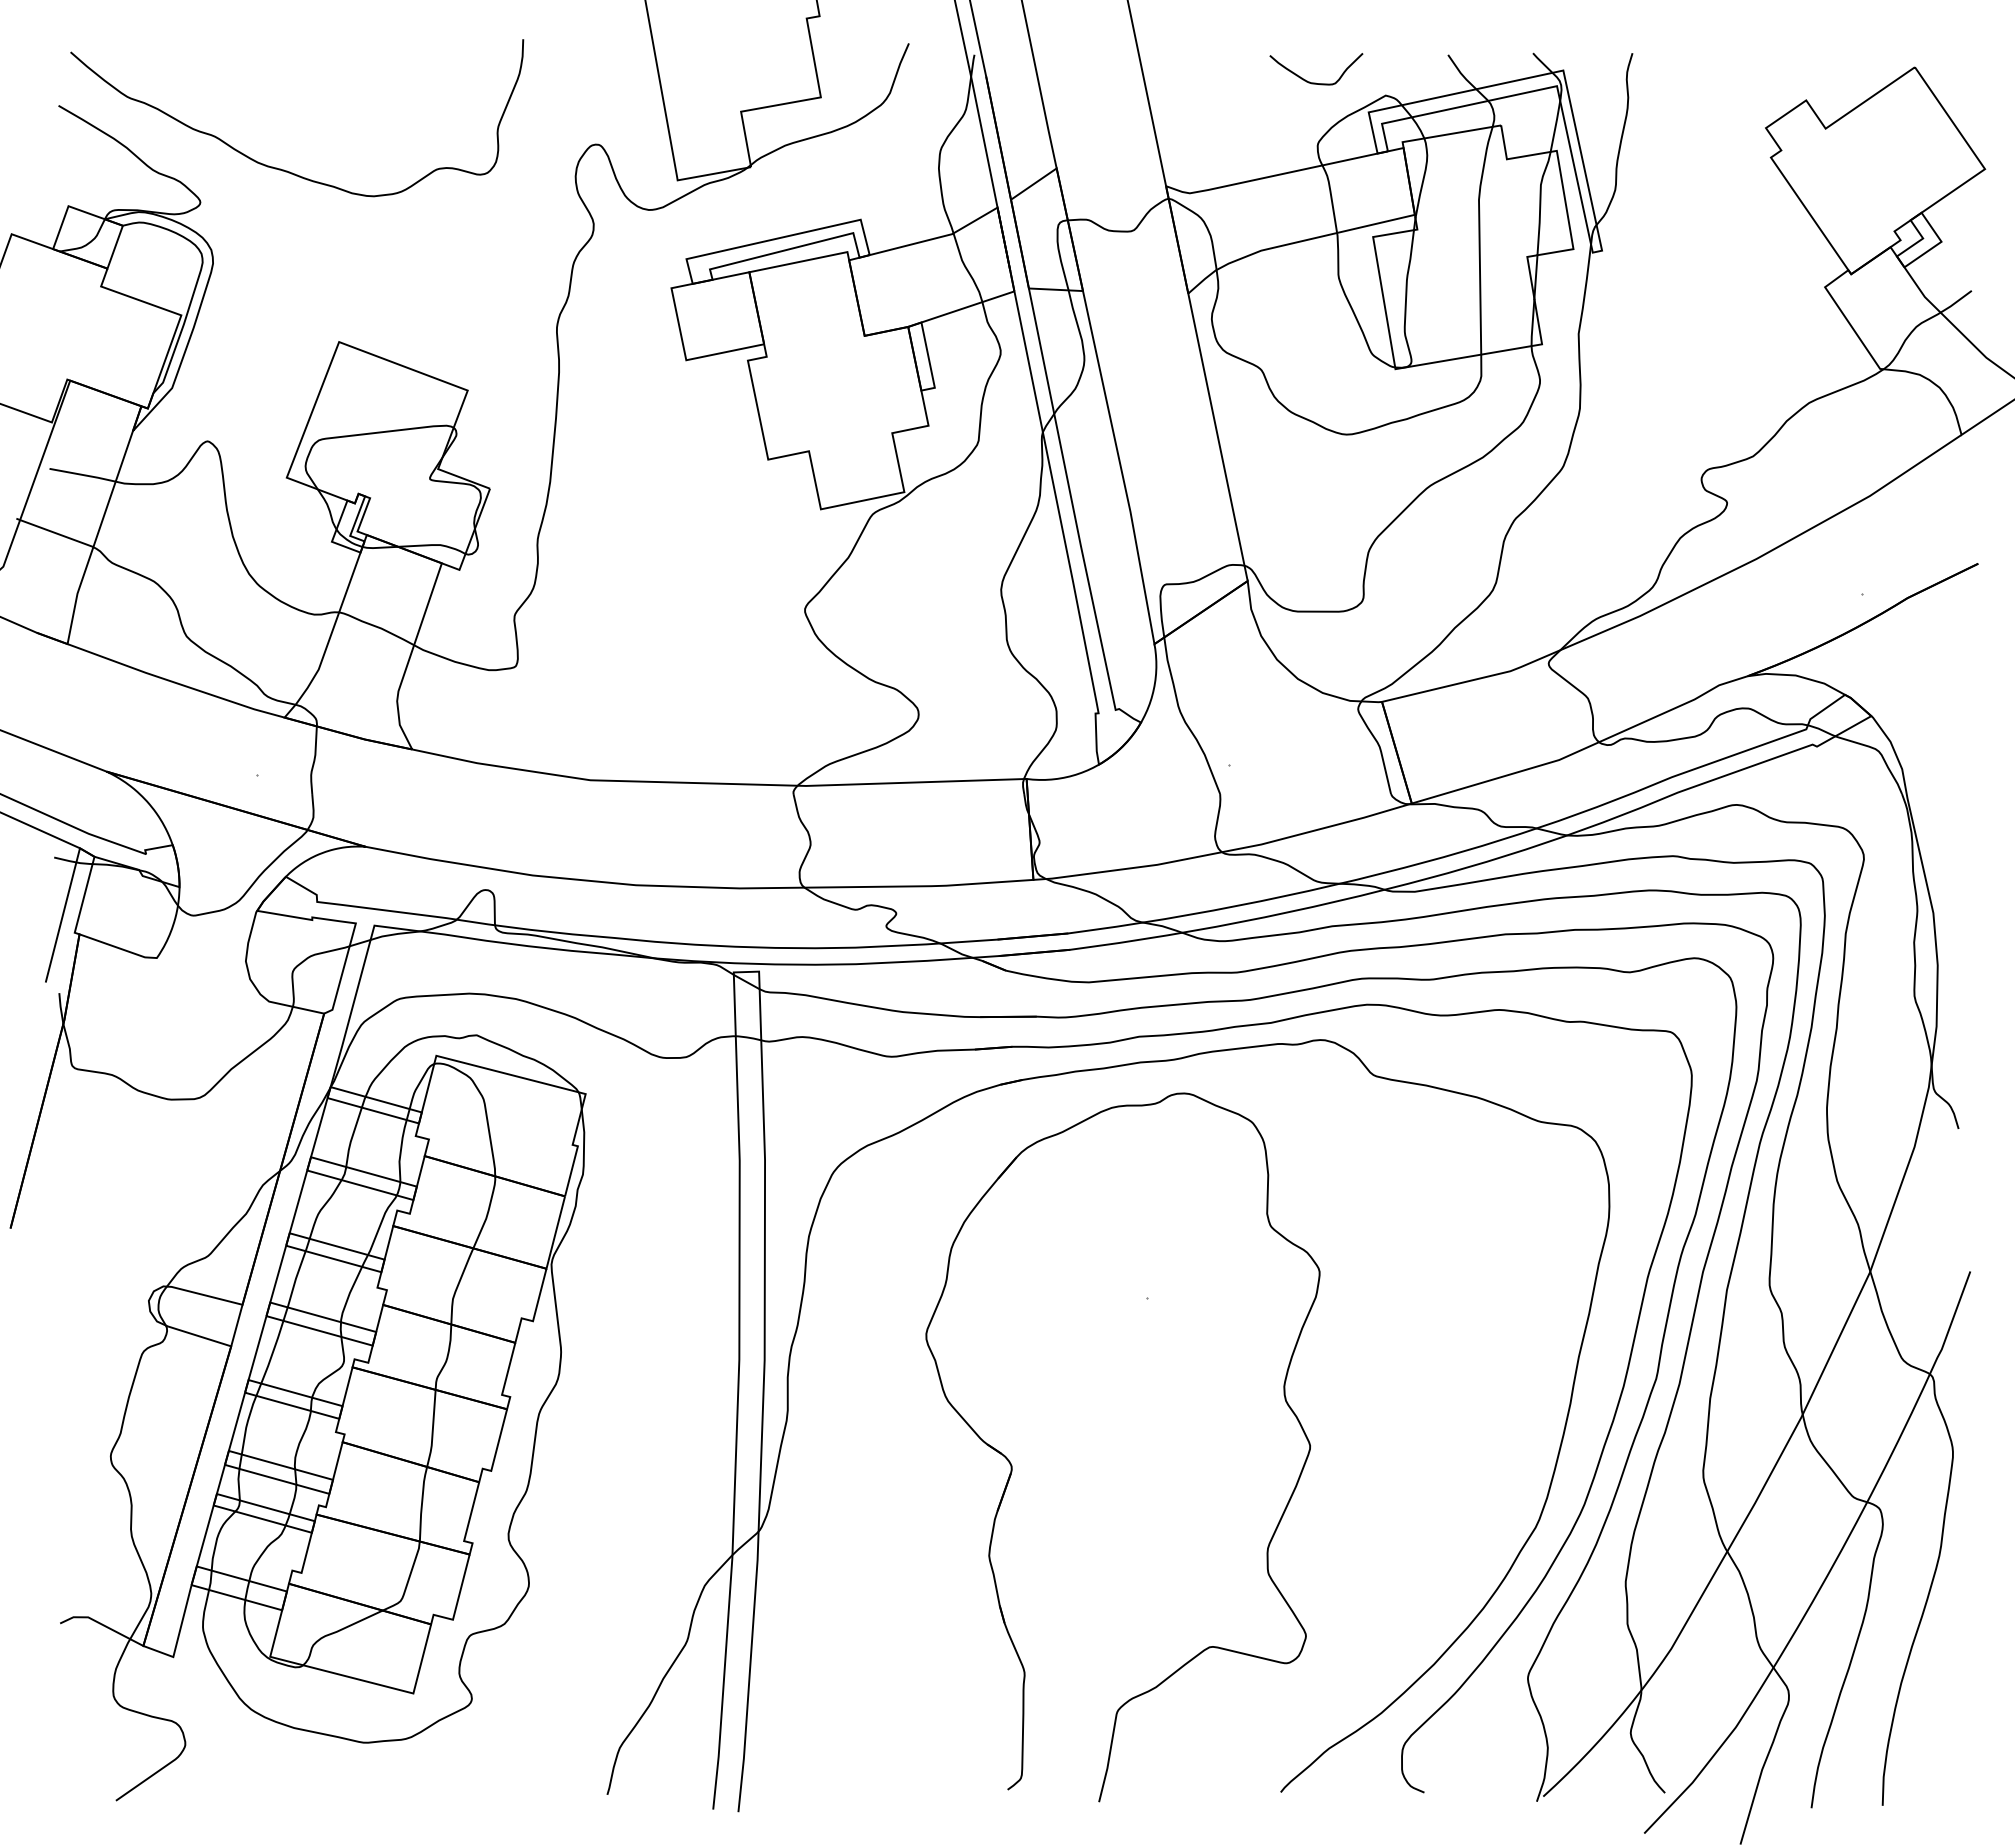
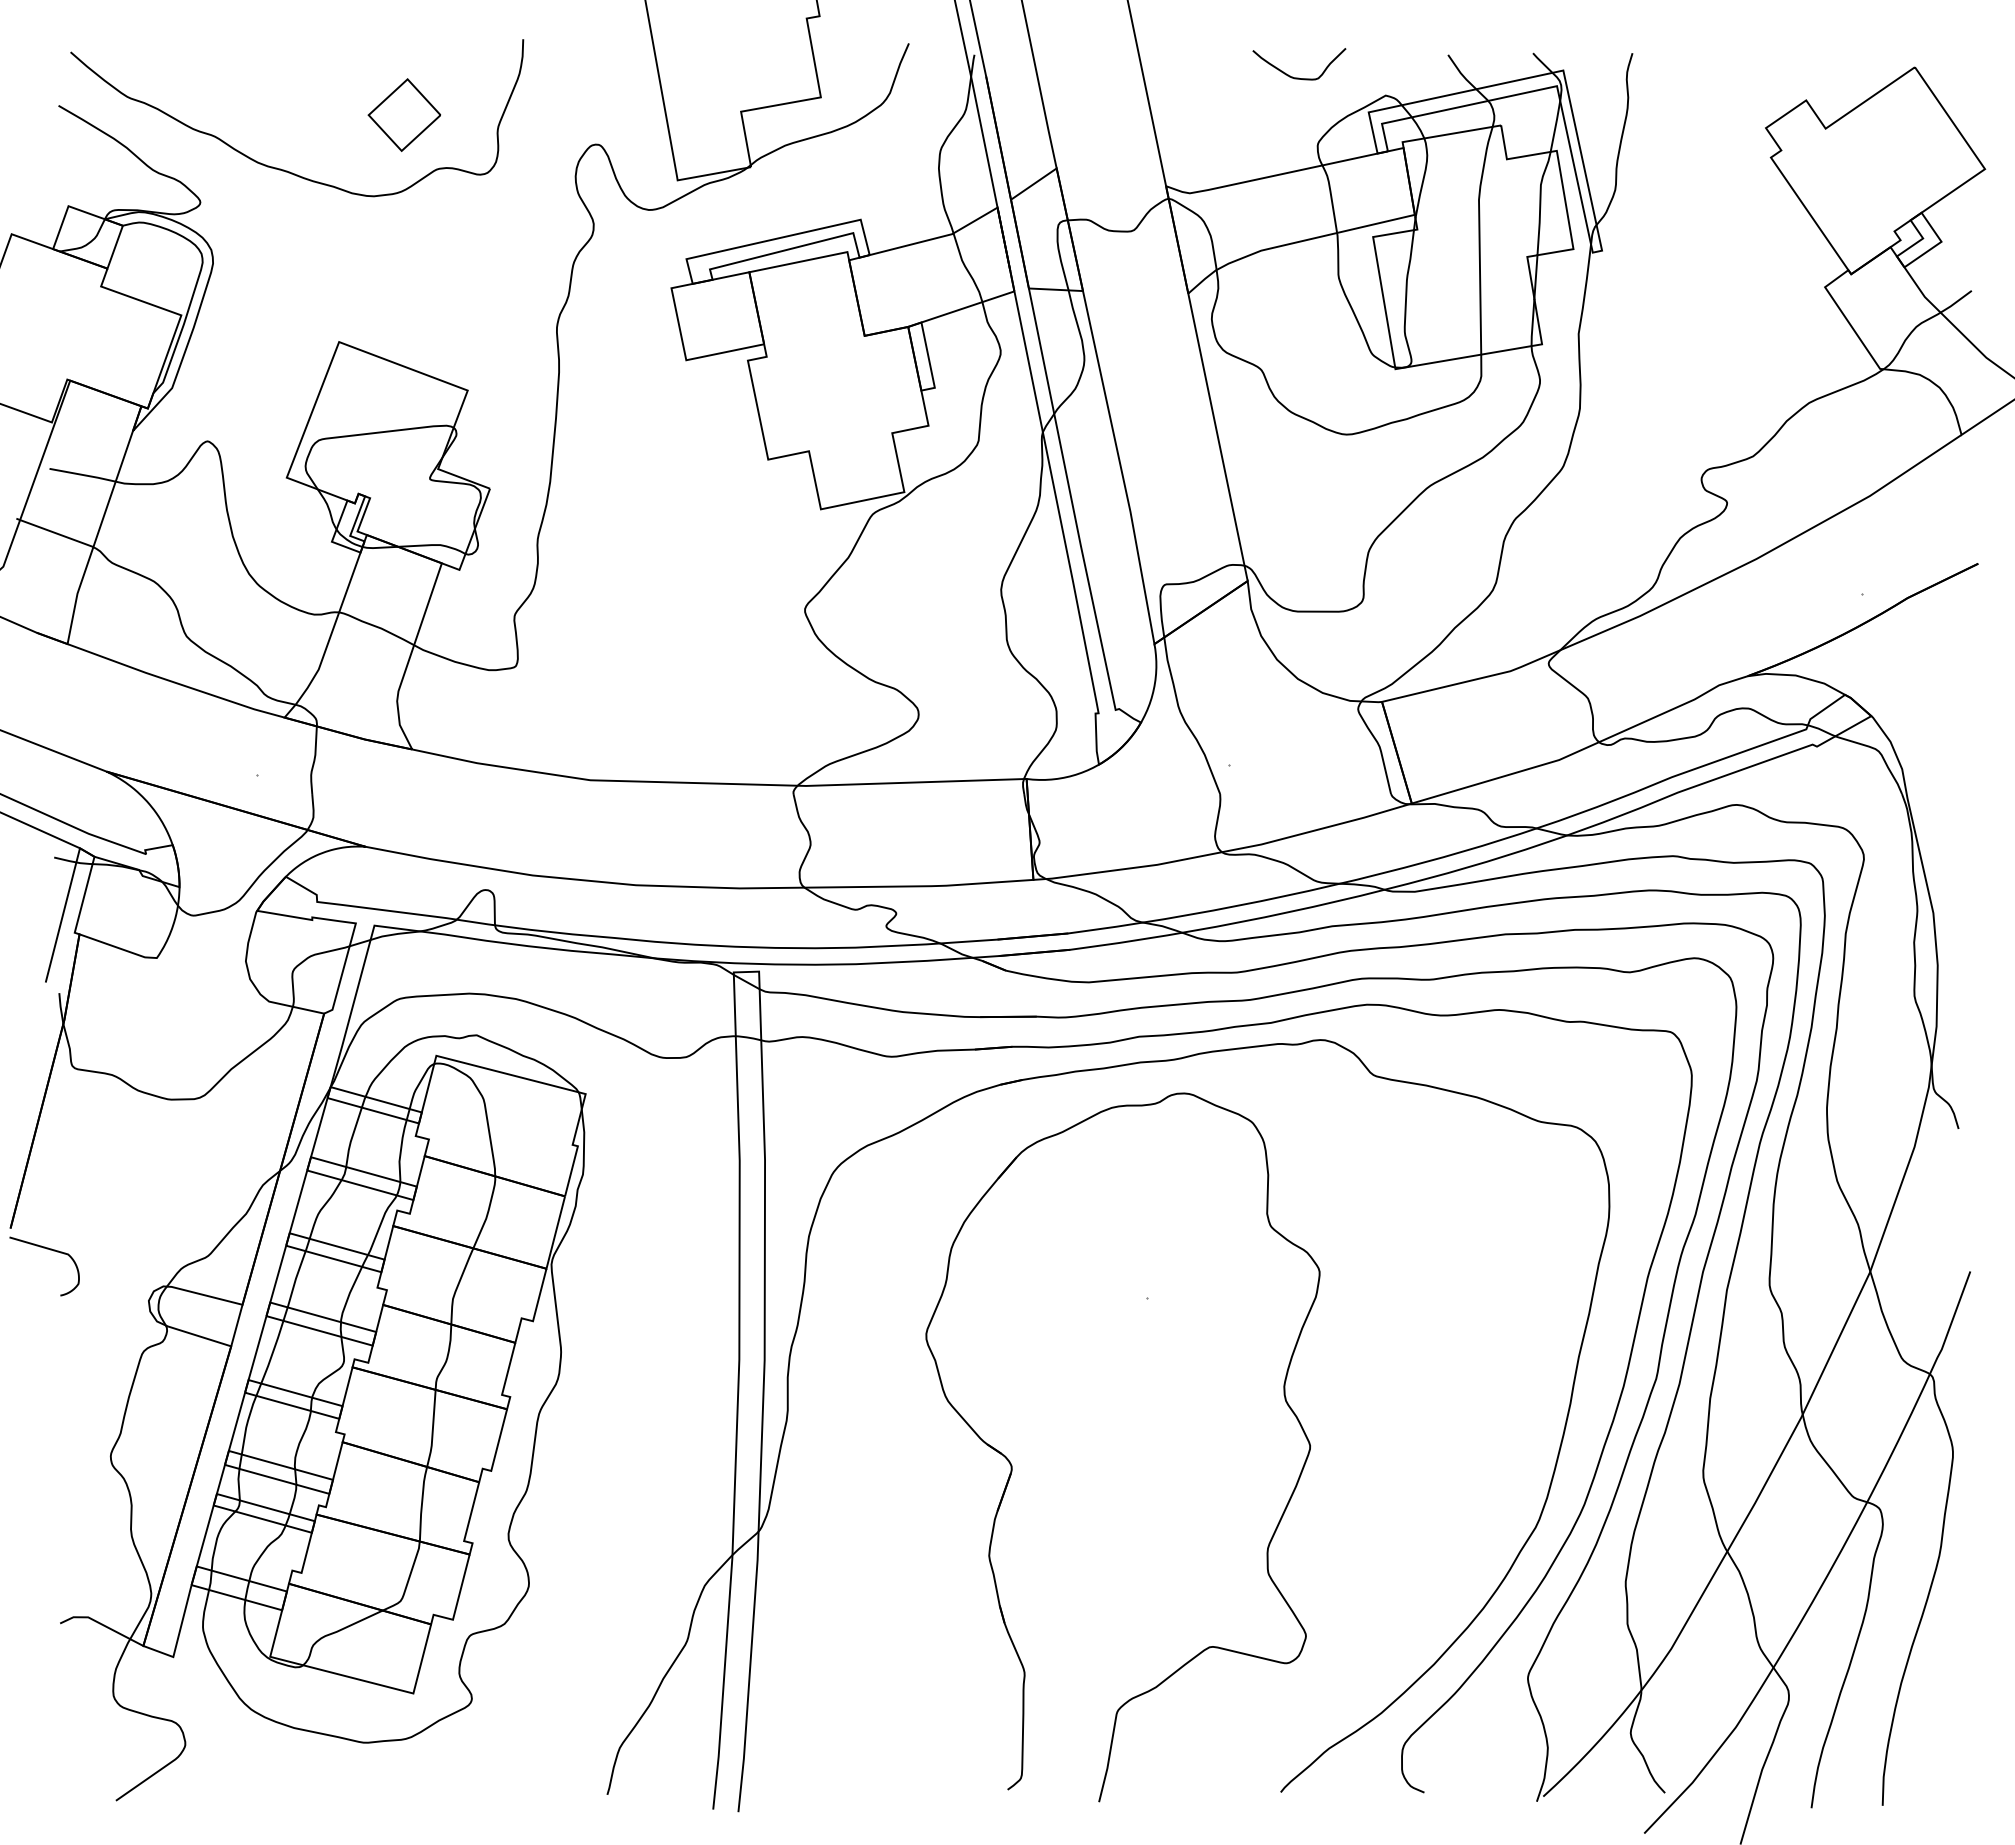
curve position: (1316, 82) -> (1299, 77) (1299, 77)
part: none -> present (403, 114)
curve: none -> present (50, 1250)
